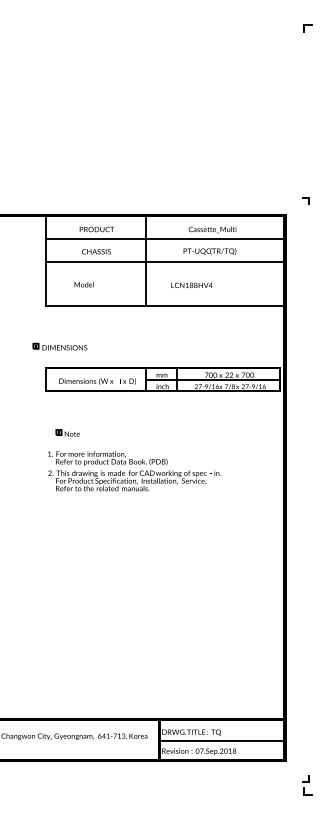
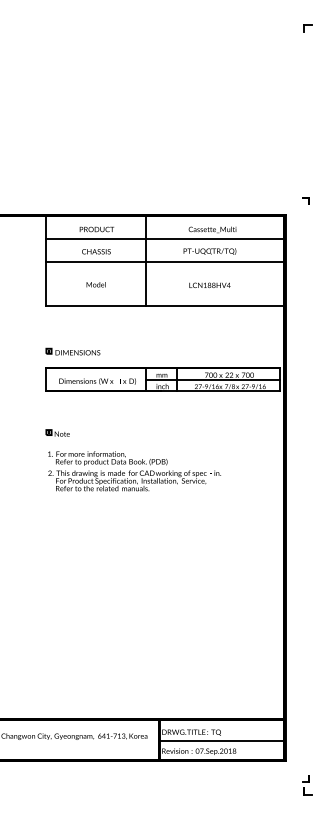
text position: (83, 284) -> (95, 284) (95, 284)
text position: (191, 284) -> (209, 284) (209, 284)
part position: (59, 346) -> (72, 351) (72, 351)
part position: (67, 432) -> (57, 432) (57, 432)
